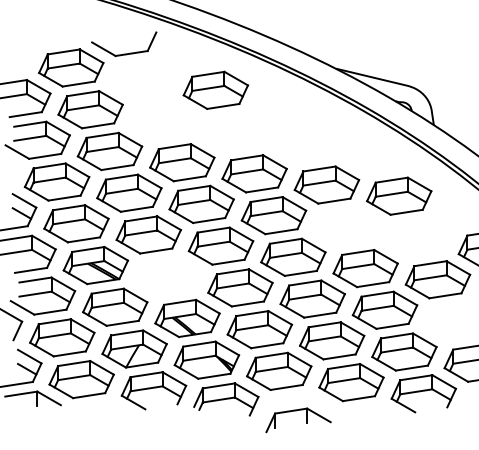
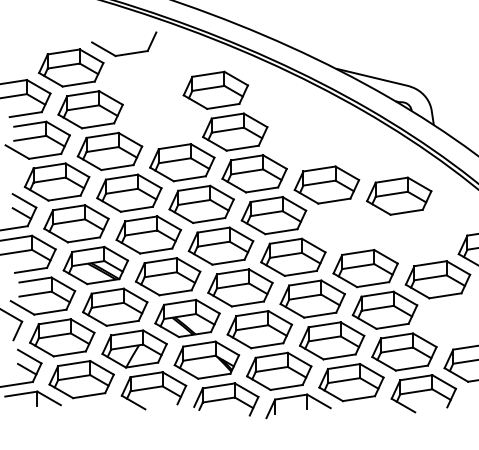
part: none -> present (235, 131)
part: none -> present (168, 276)
part position: (306, 420) -> (306, 406) (306, 406)
